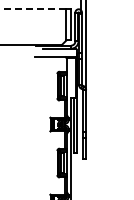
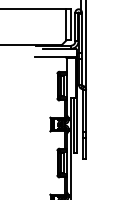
line: dashed -> solid (33, 9)
